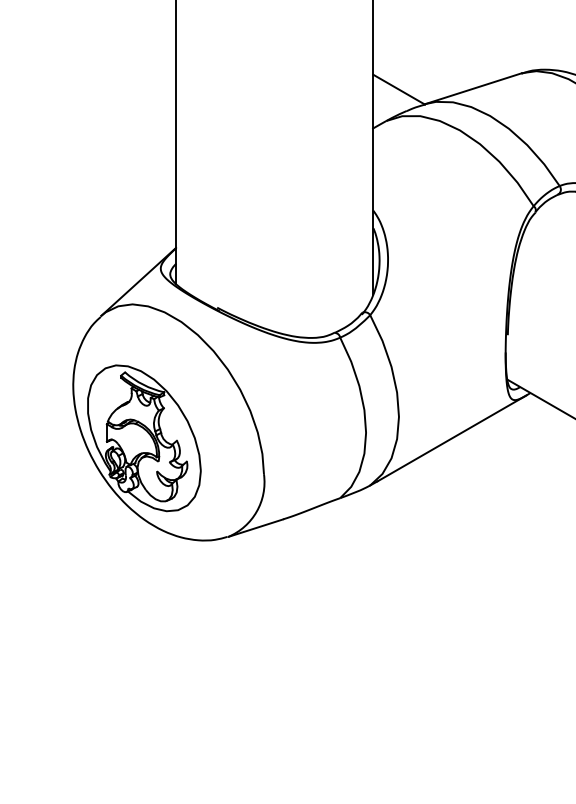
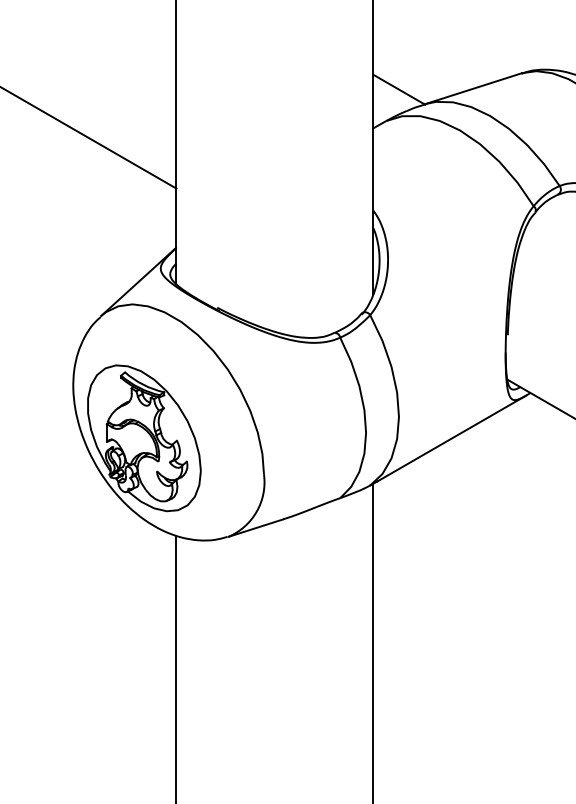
line: none -> present (89, 138)
line: none -> present (373, 641)
line: none -> present (176, 667)
